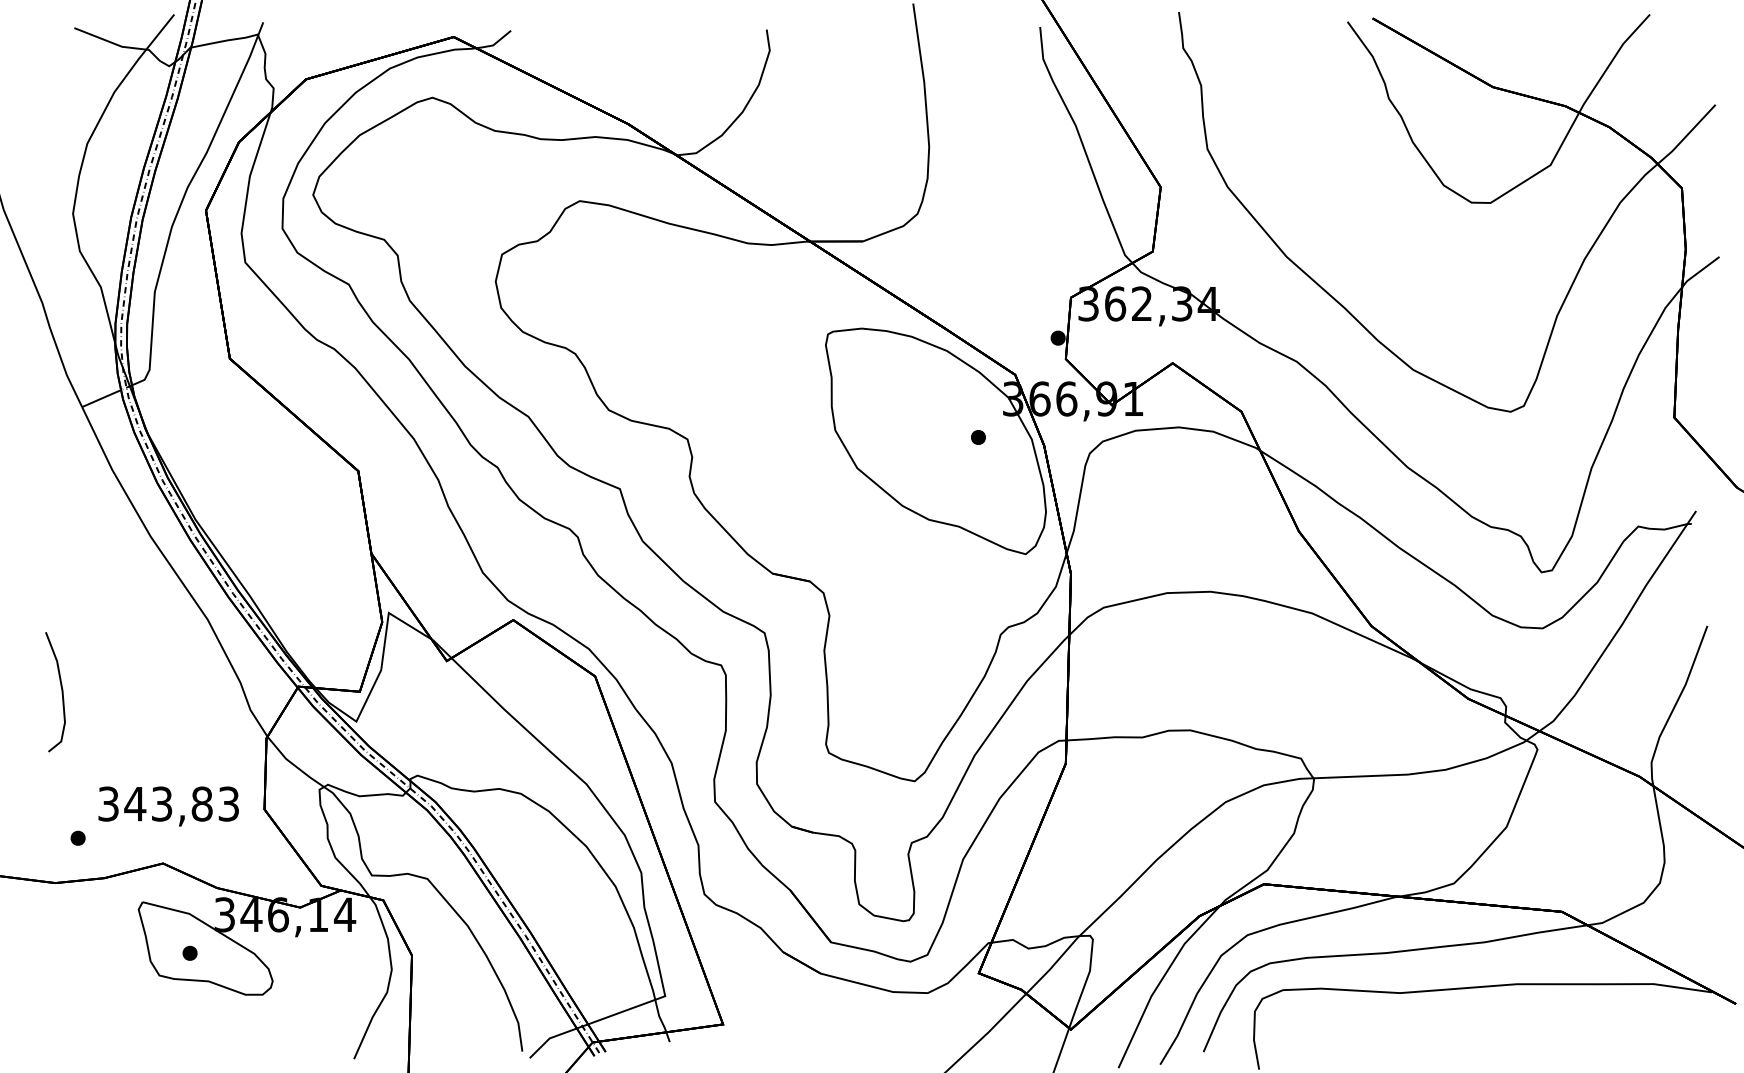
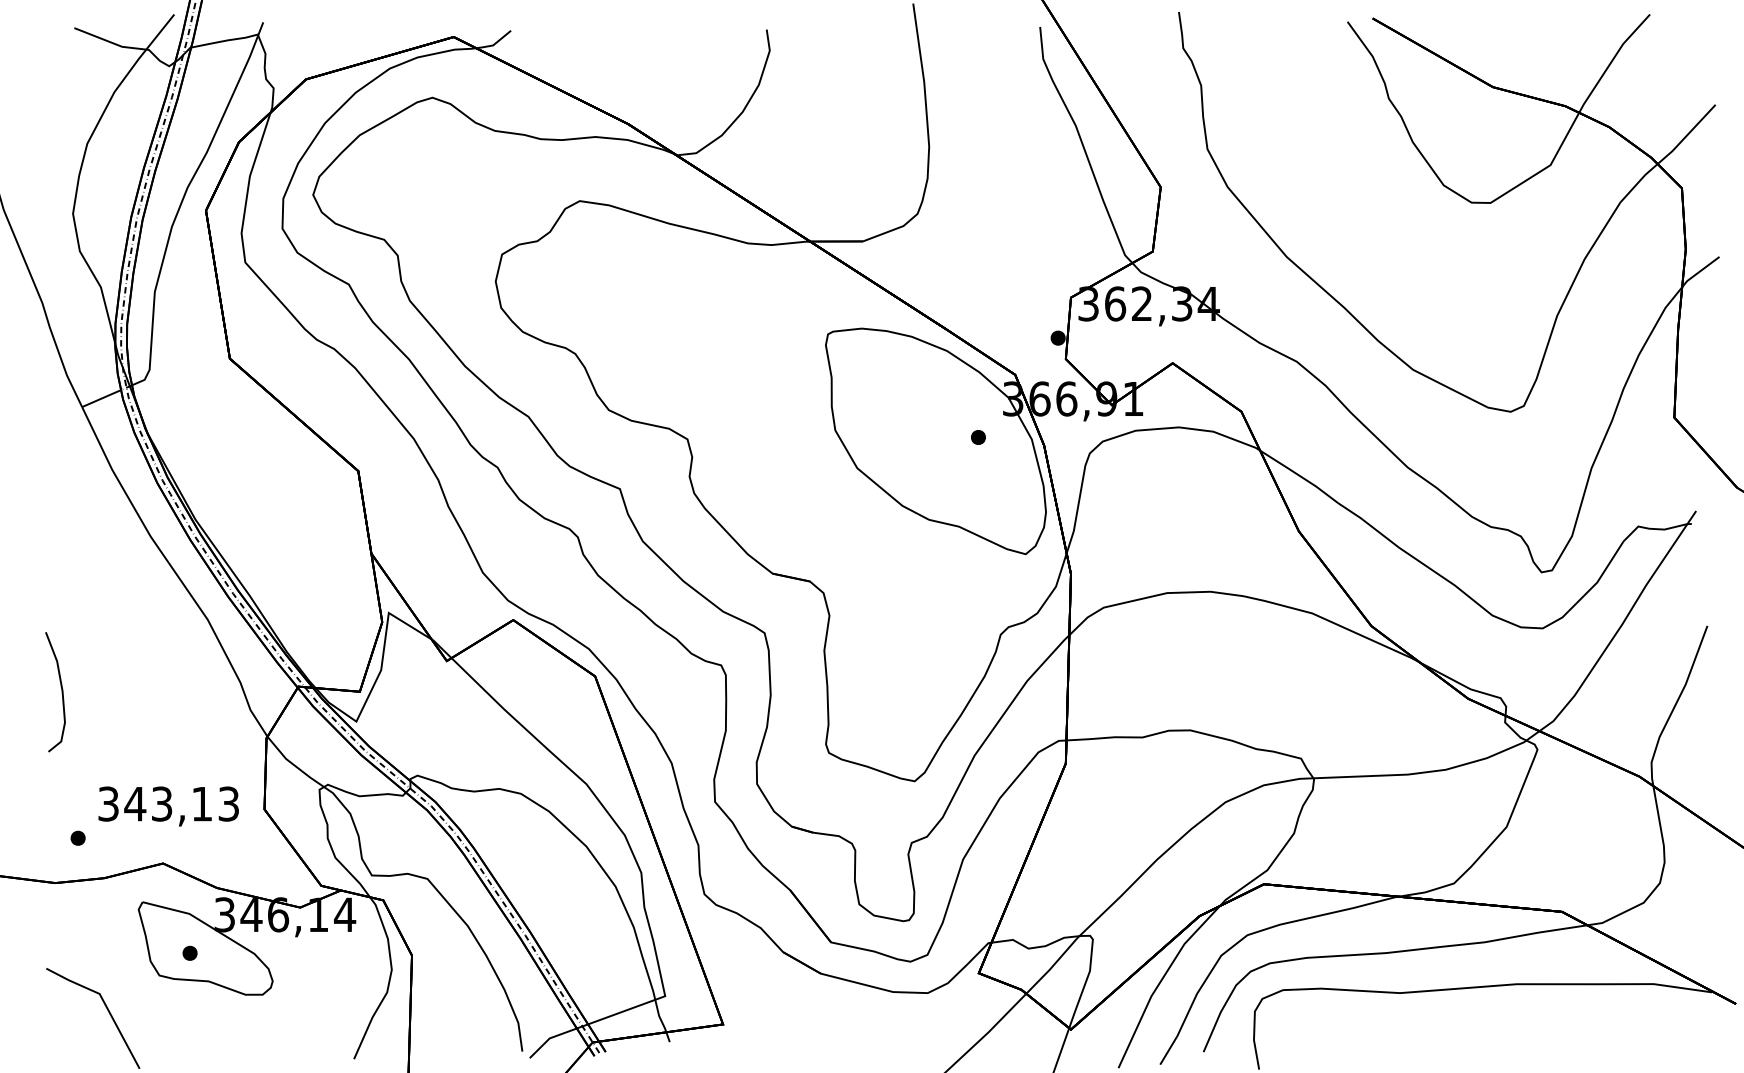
text: 343,83 -> 343,13 (201, 803)
line: none -> present (106, 1009)
